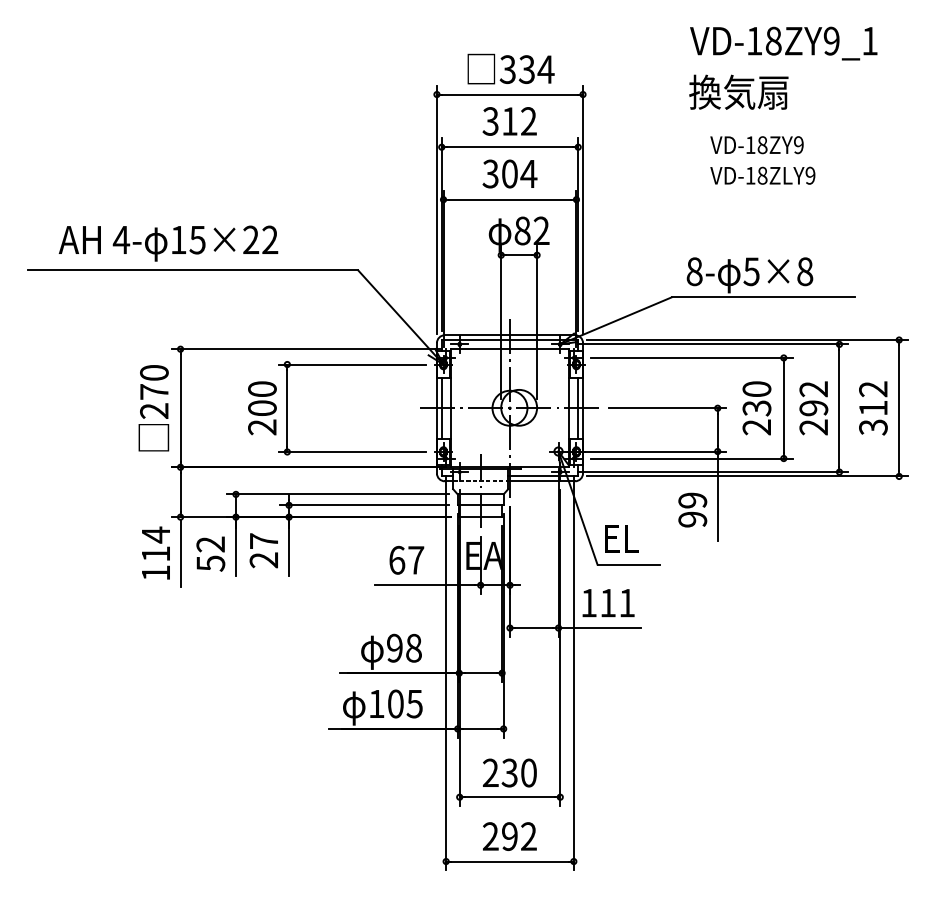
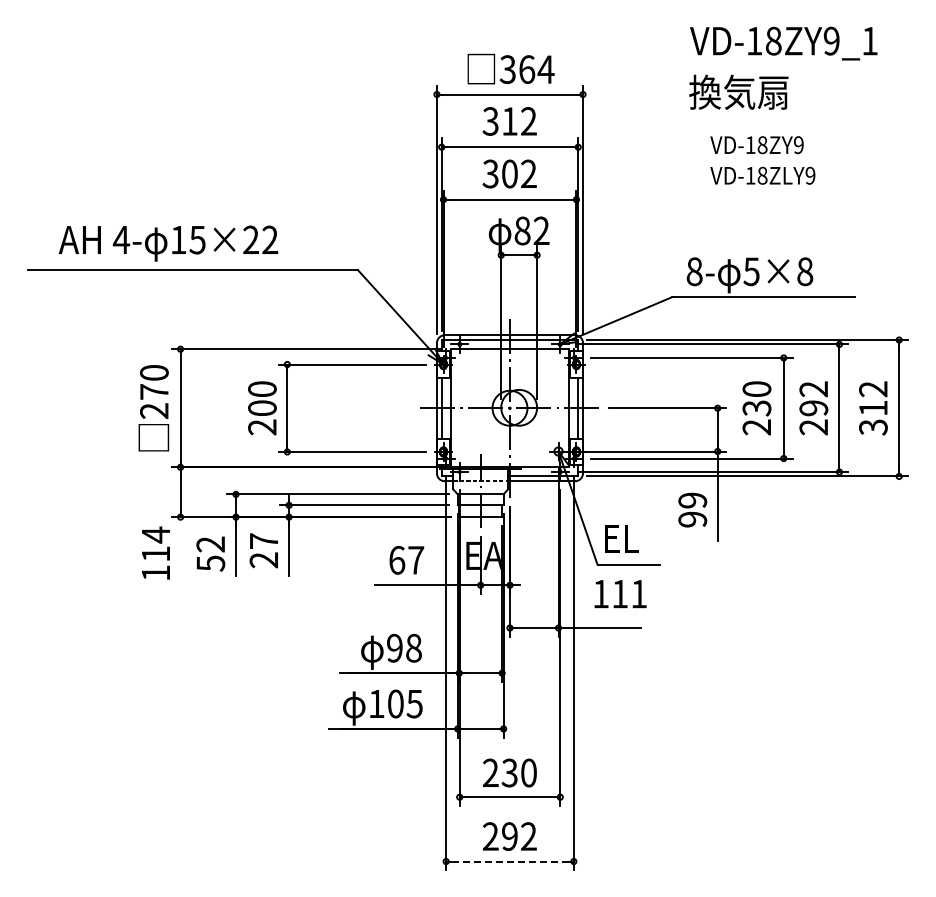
text: 334 -> 364 (526, 69)
text: 304 -> 302 (528, 173)
line: present -> none (180, 553)
text position: (608, 603) -> (620, 594) (620, 594)
line: solid -> dashed (509, 861)
